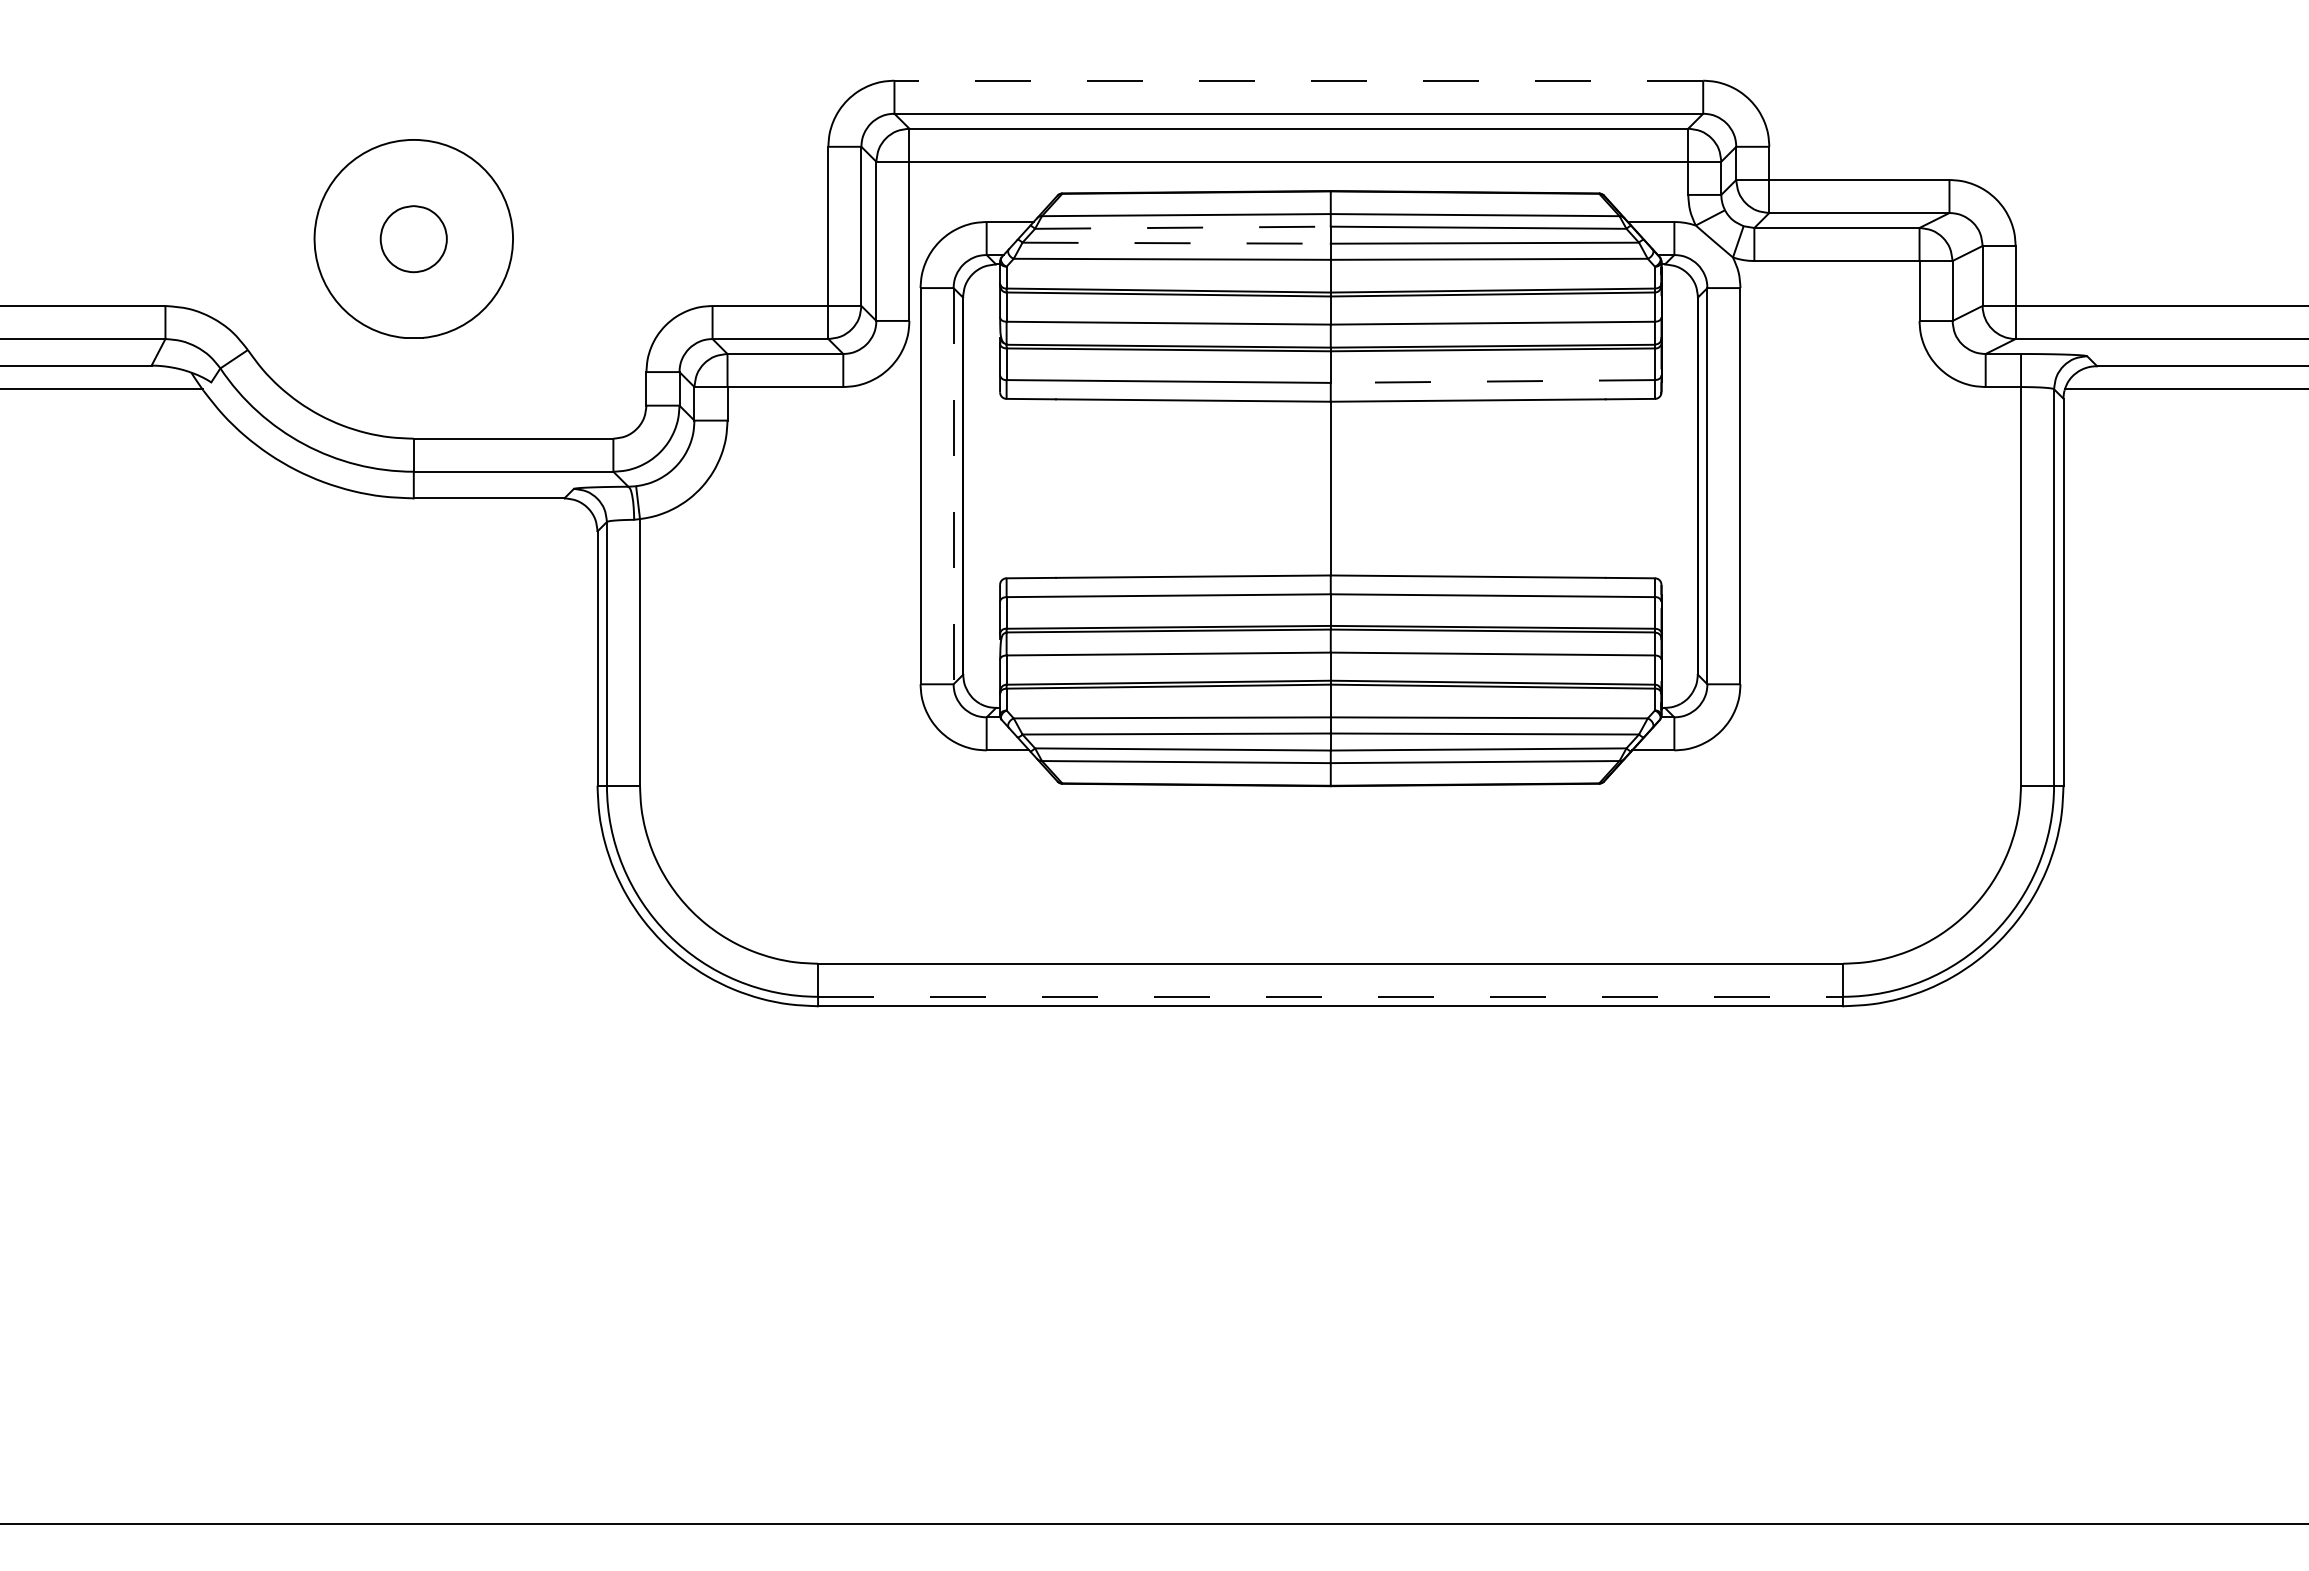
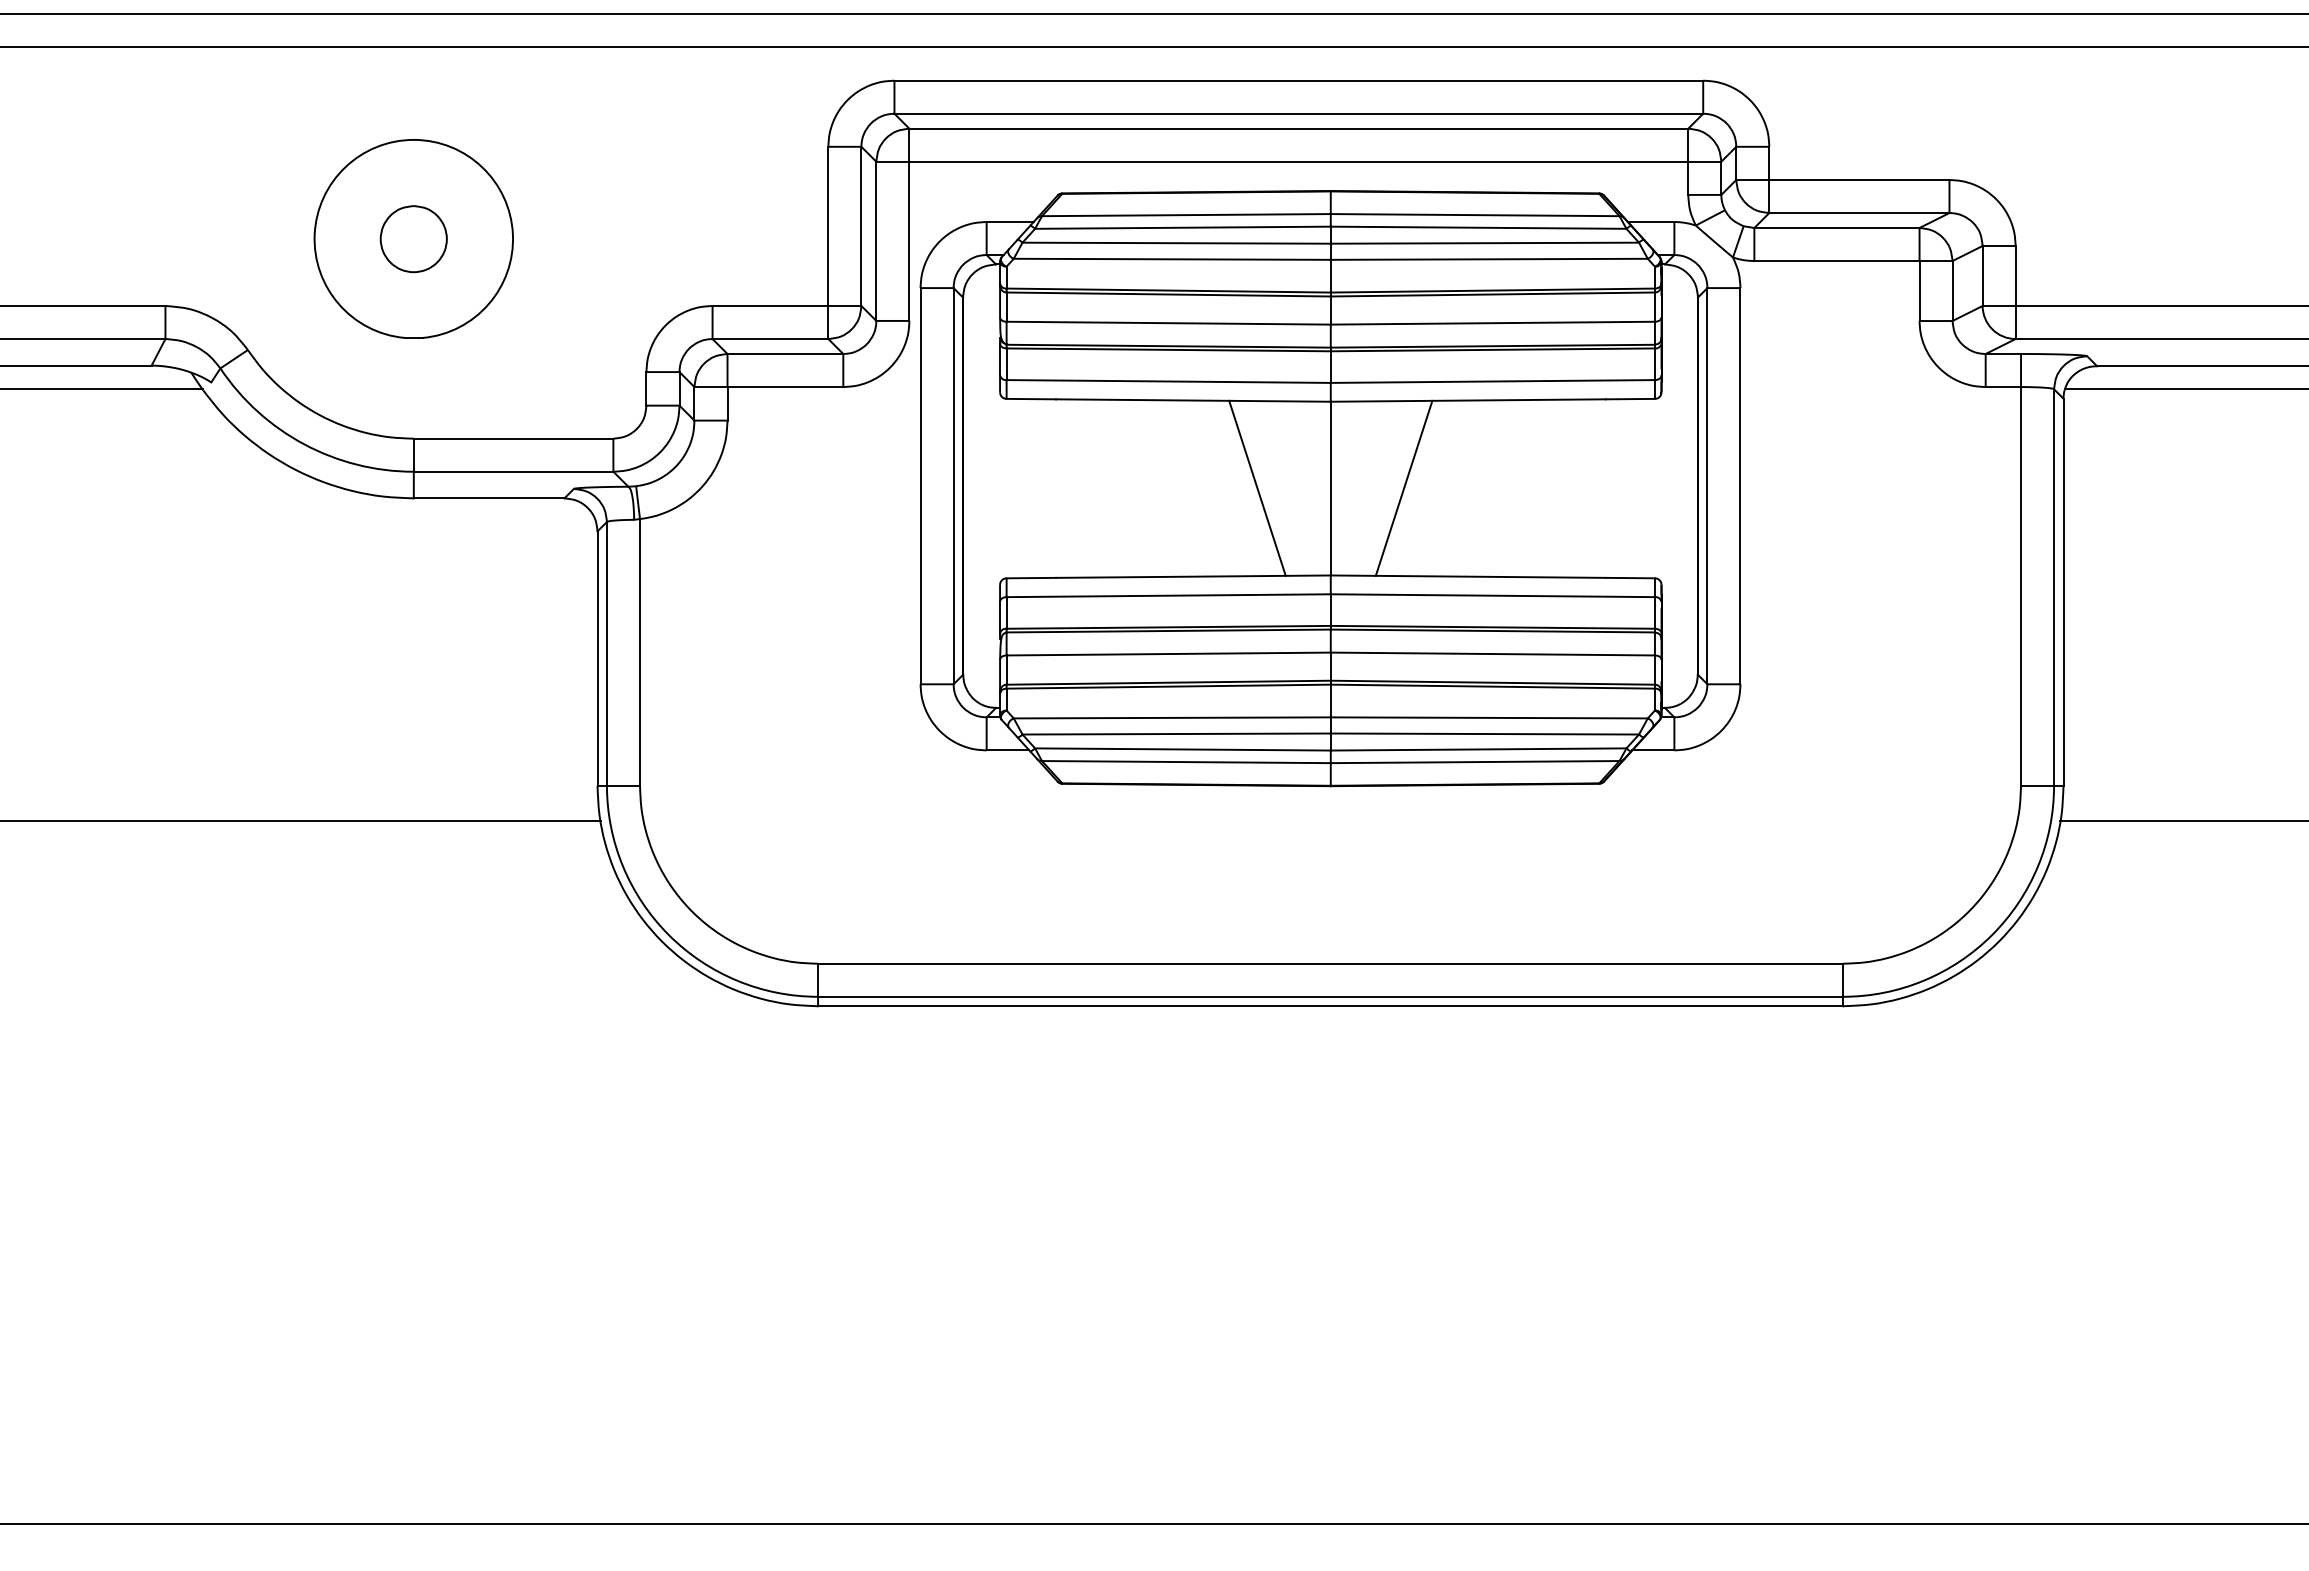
line: none -> present (1153, 14)
line: none -> present (1153, 47)
line: dashed -> solid (1298, 80)
line: dashed -> solid (1182, 227)
line: dashed -> solid (1177, 243)
line: dashed -> solid (1492, 381)
line: dashed -> solid (953, 486)
line: none -> present (1257, 487)
line: none -> present (1403, 487)
line: none -> present (301, 820)
line: none -> present (2182, 820)
line: dashed -> solid (1331, 996)
